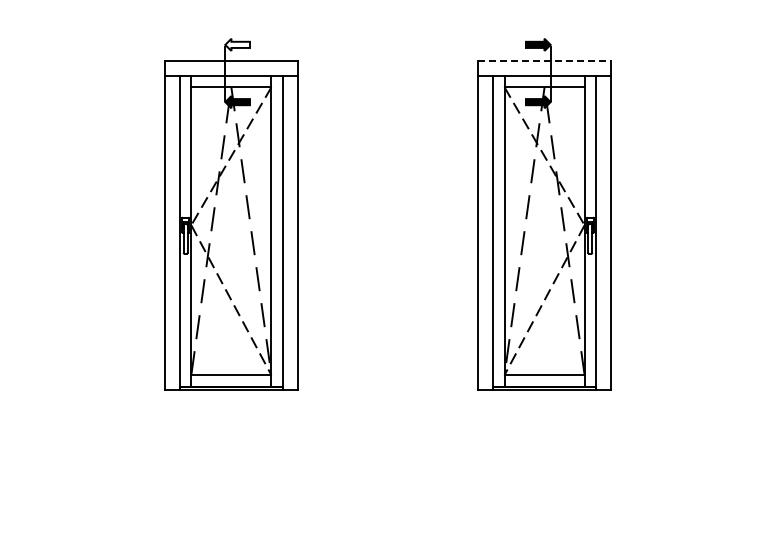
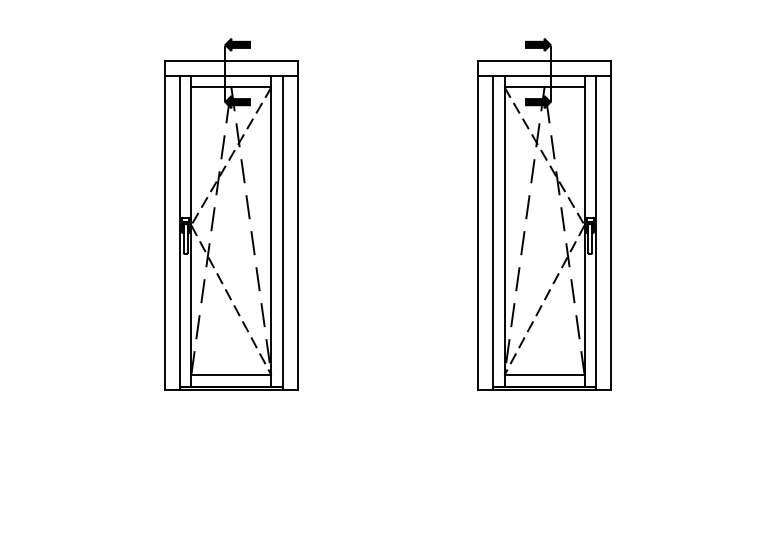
fill: none -> present (237, 44)
line: dashed -> solid (544, 60)
